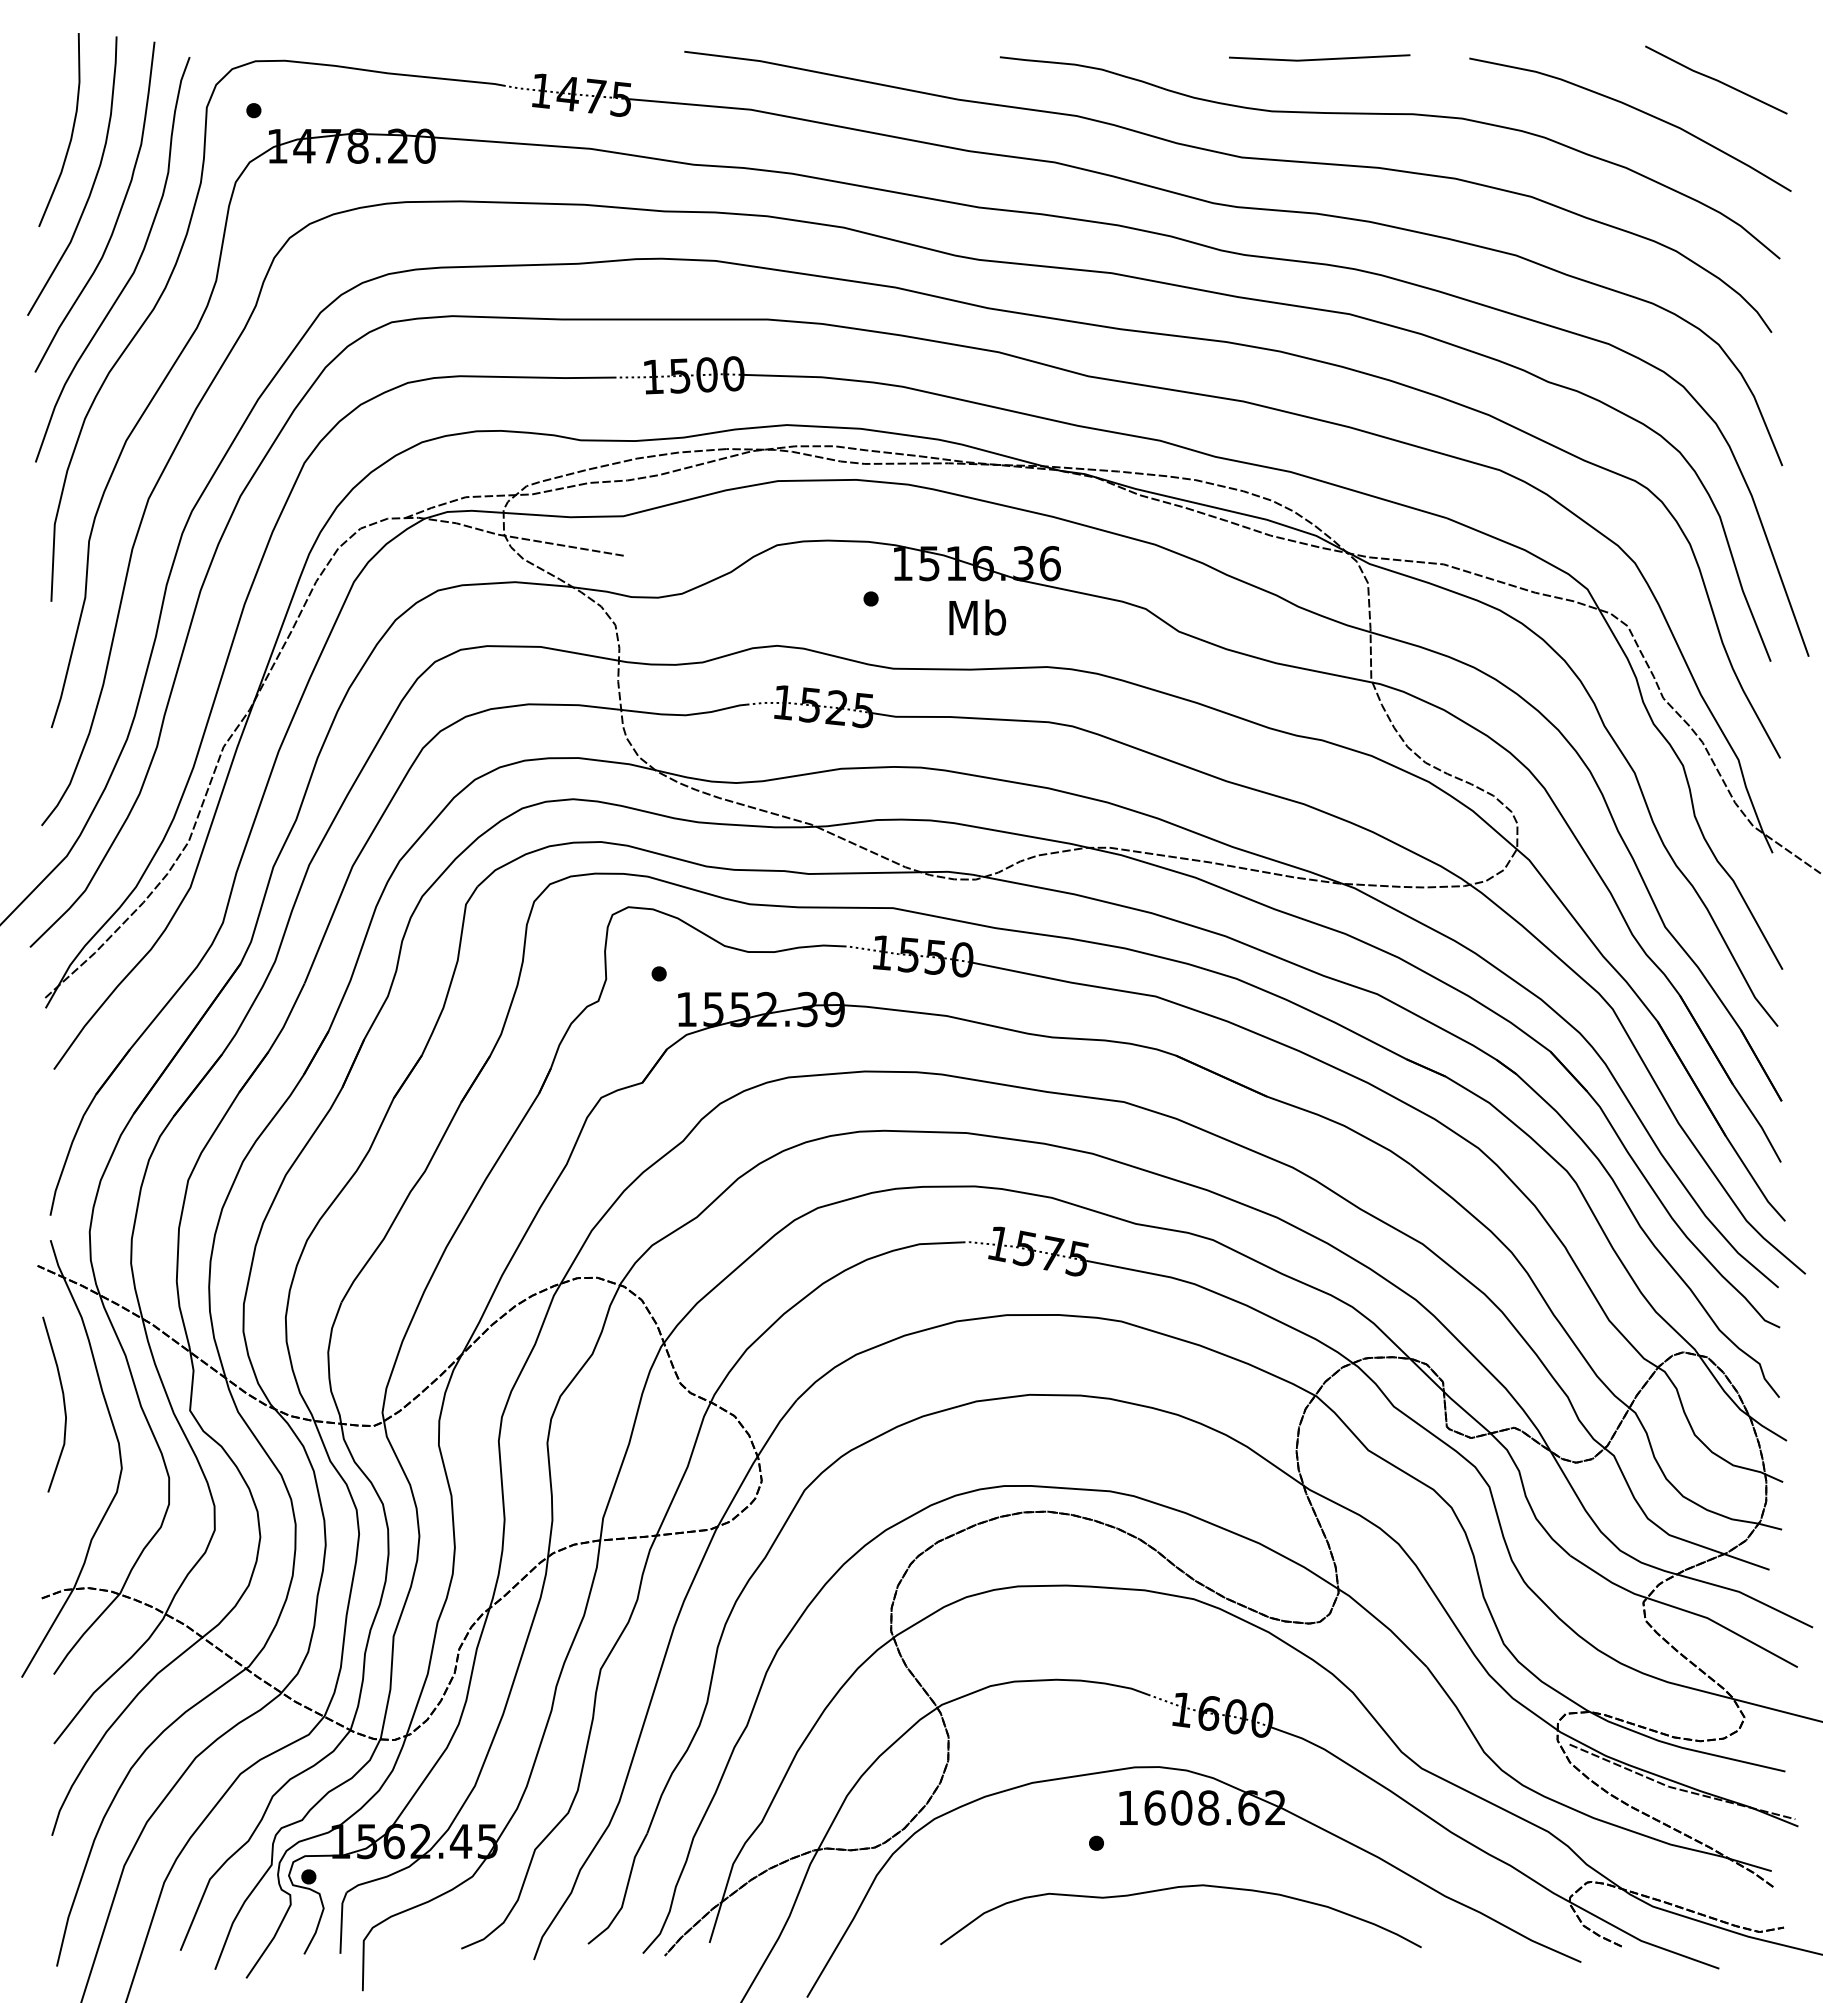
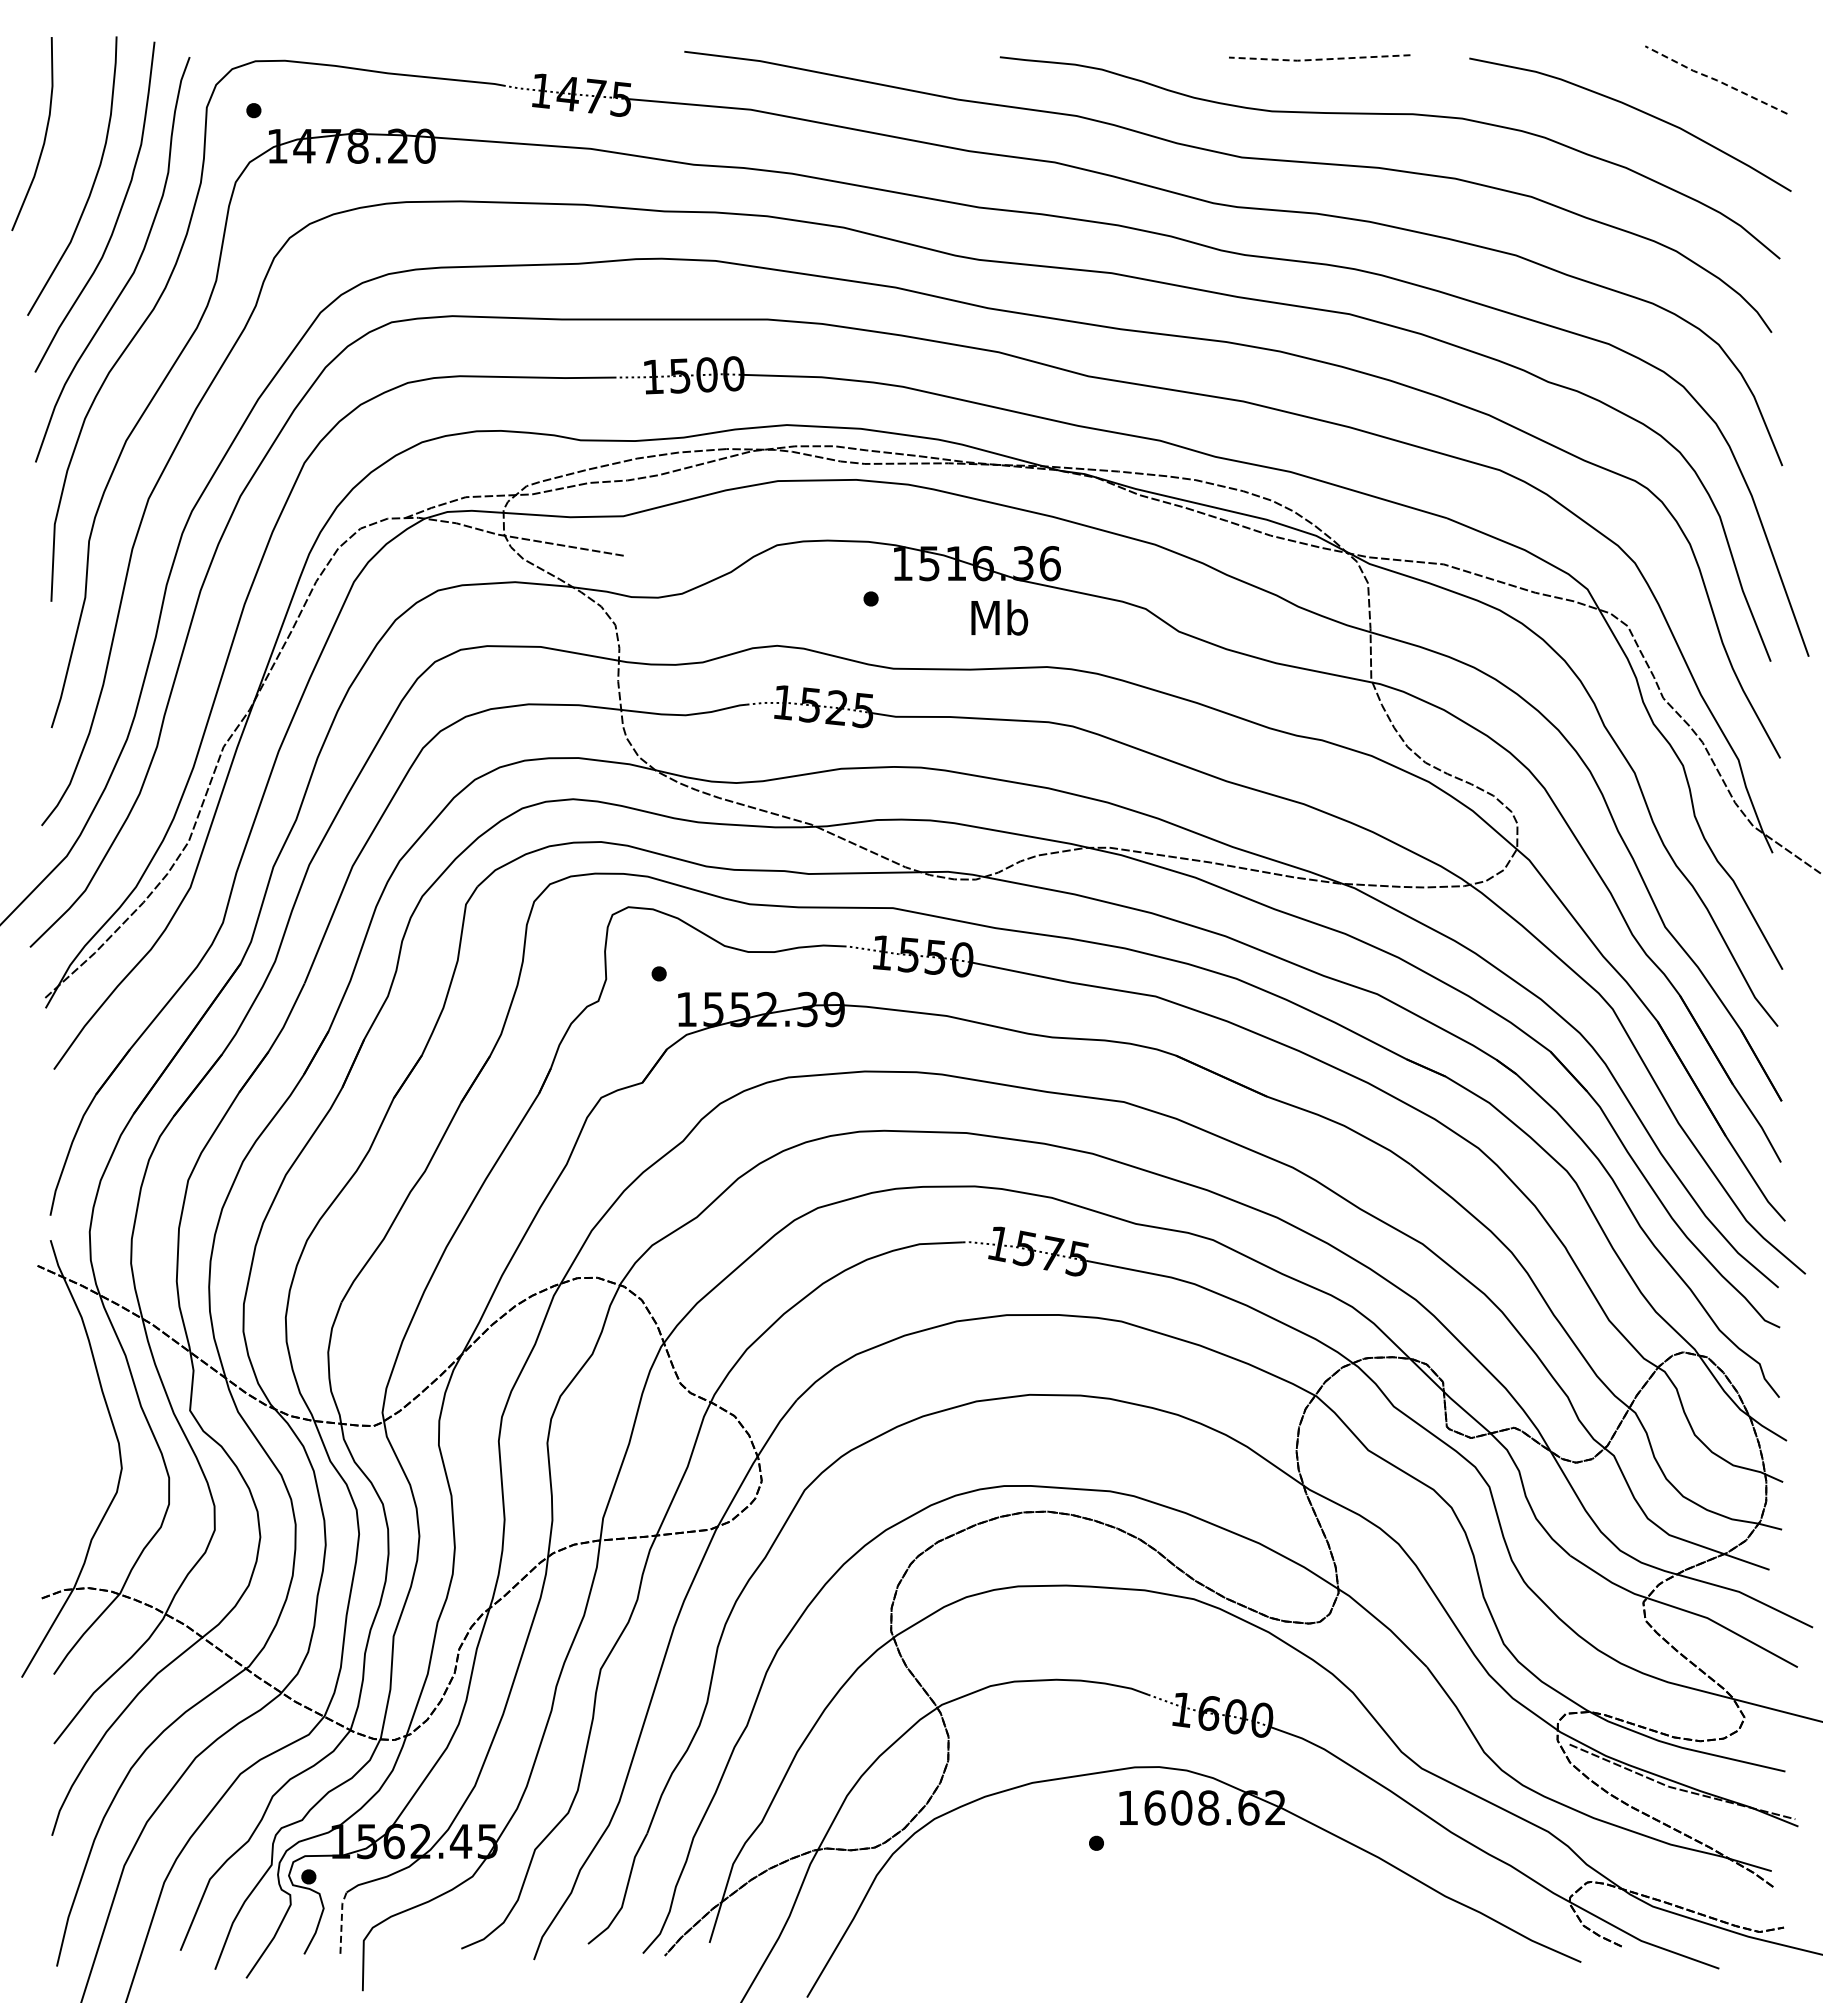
line: solid -> dashed (1319, 59)
line: solid -> dashed (1715, 79)
curve position: (71, 131) -> (44, 135) (44, 135)
text position: (977, 617) -> (999, 617) (999, 617)
curve: present -> none (63, 1404)
curve: present -> none (1177, 1888)
line: solid -> dashed (341, 1922)
